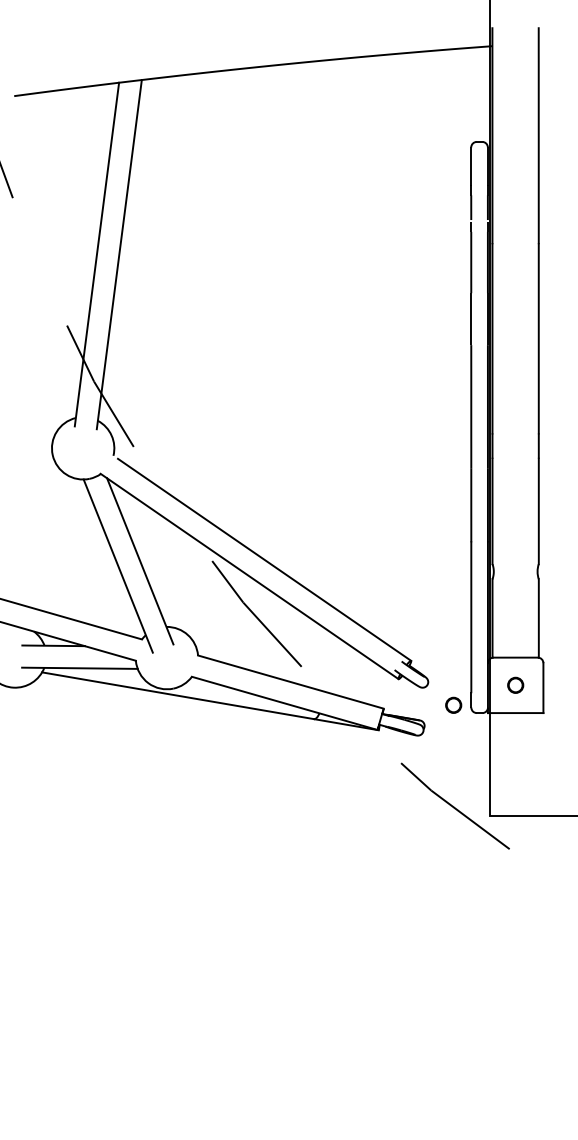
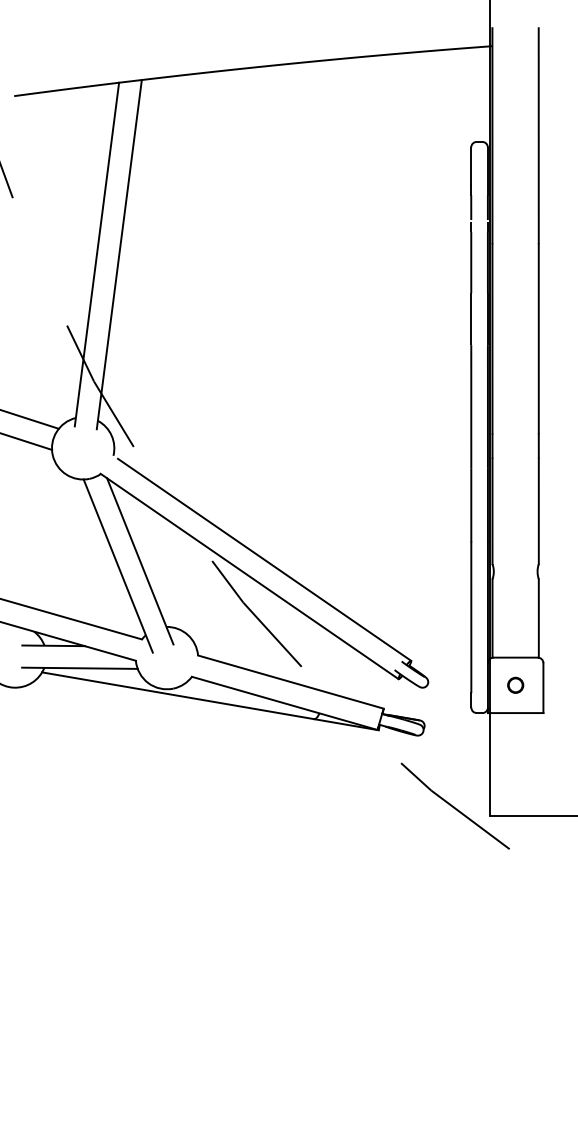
line: none -> present (30, 419)
line: none -> present (27, 441)
circle: present -> none (453, 704)
